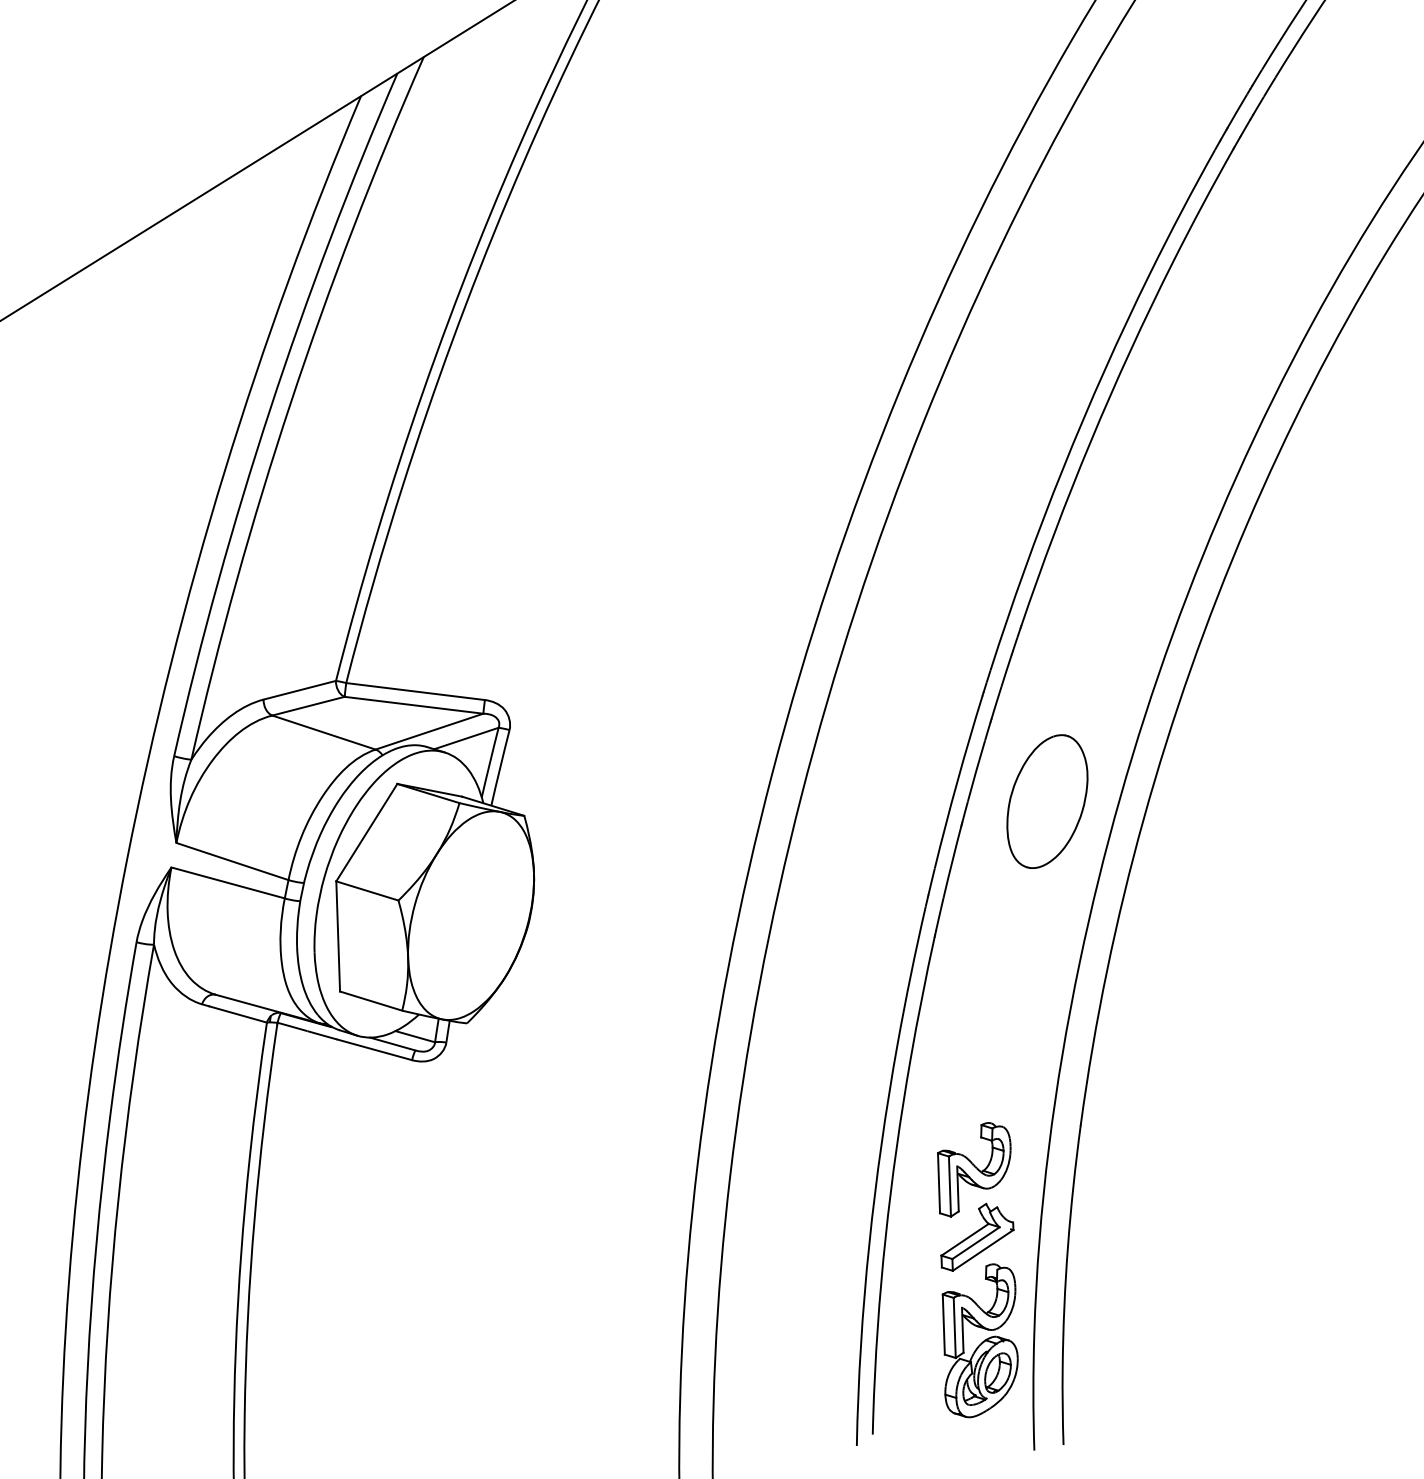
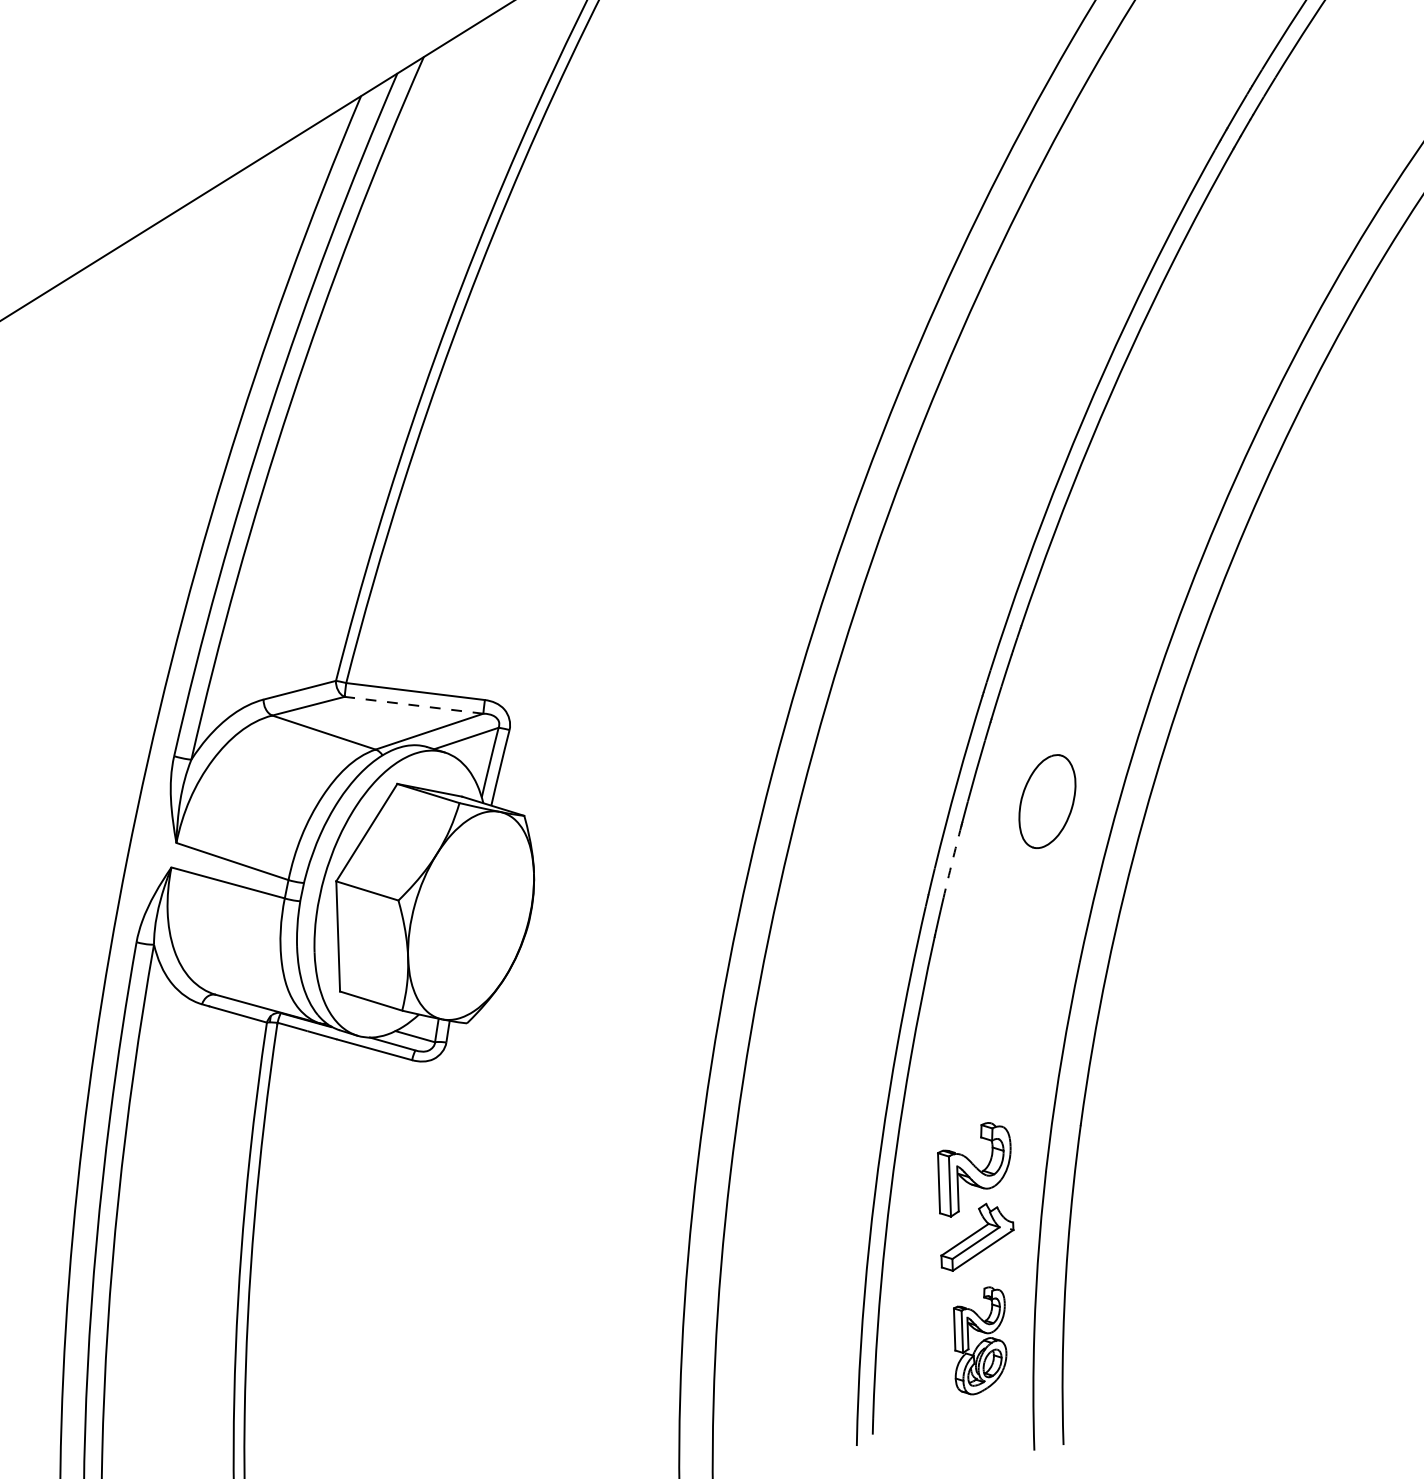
line: solid -> dashed (414, 705)
part size: 83x135 px -> 59x95 px (1047, 801)
arc: solid -> dashed (952, 861)
part size: 78x156 px -> 55x110 px (980, 1340)
